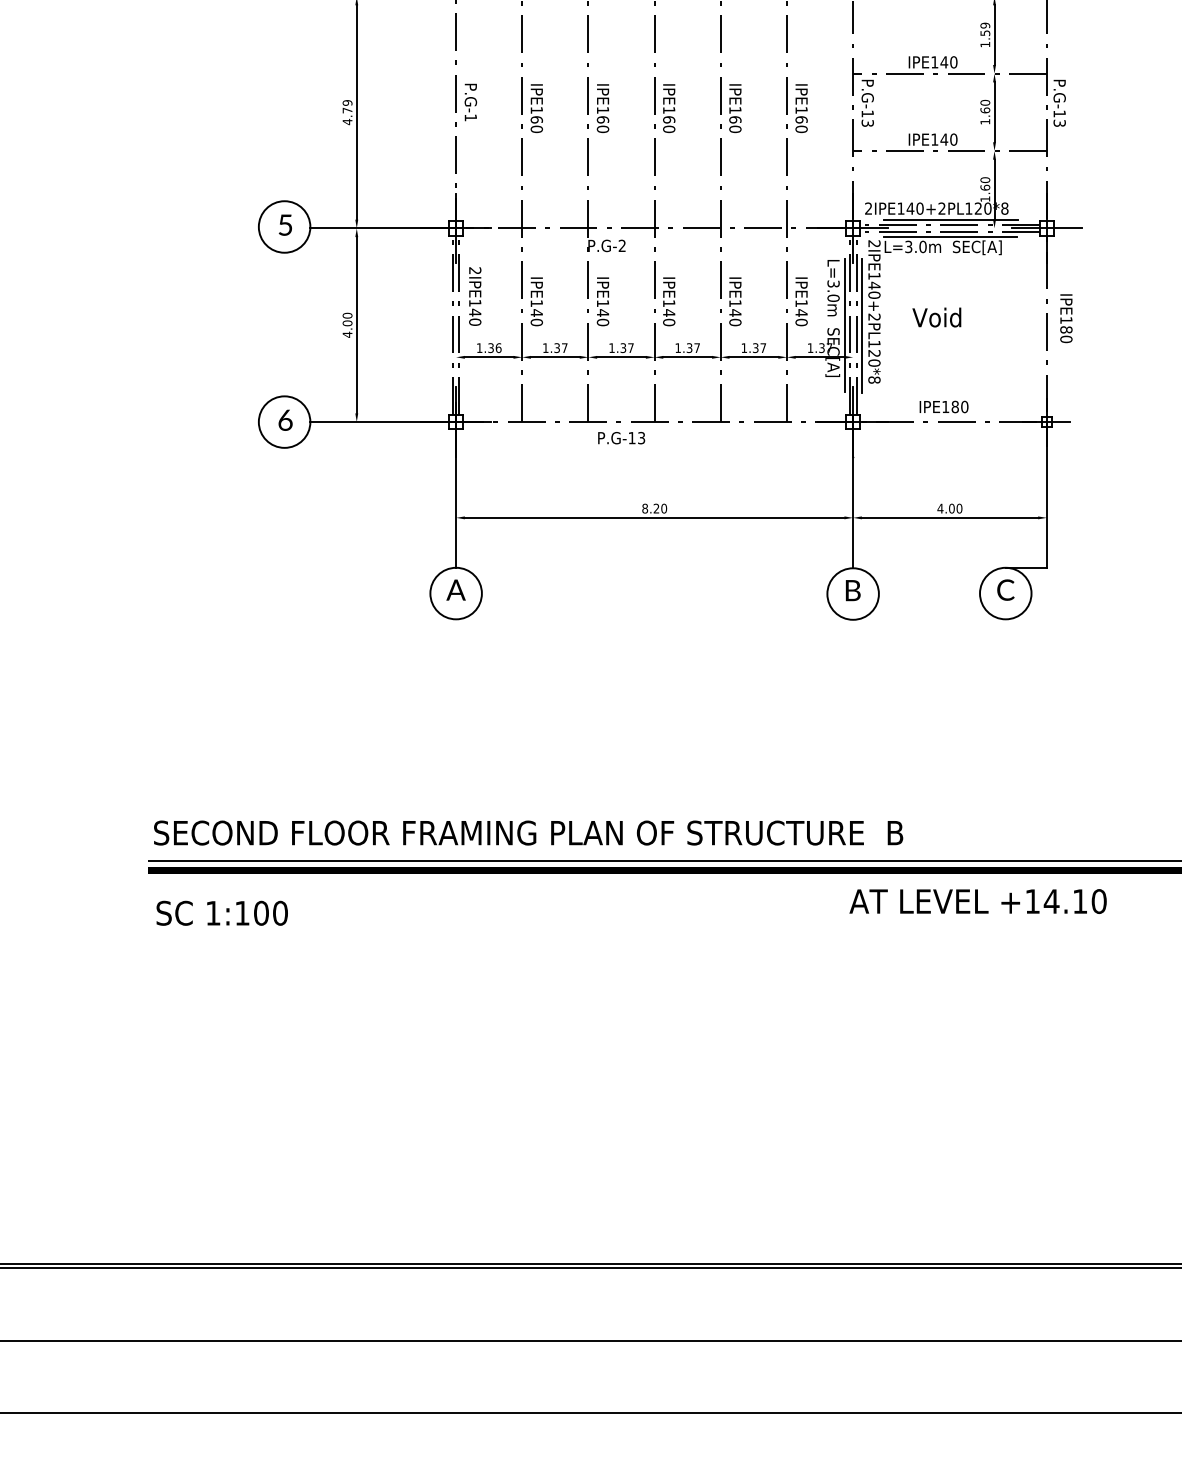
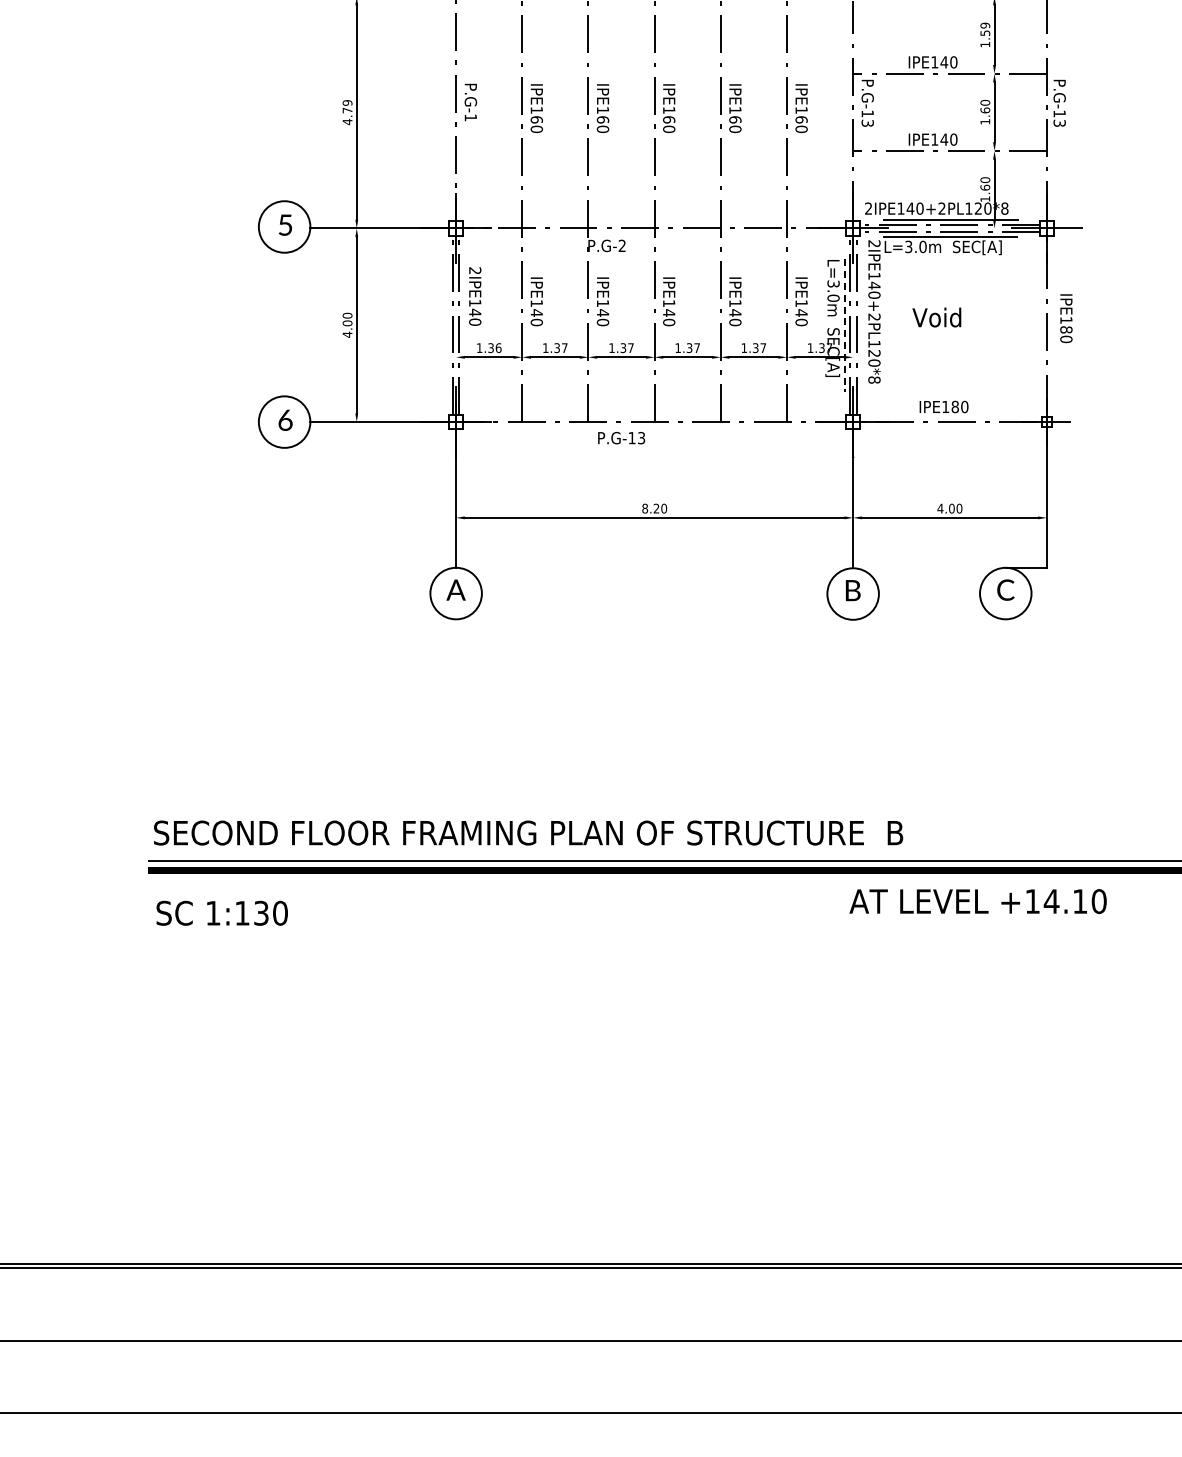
line: solid -> dashed (844, 325)
line: present -> none (862, 326)
text: 1:100 -> 1:130 (261, 912)
